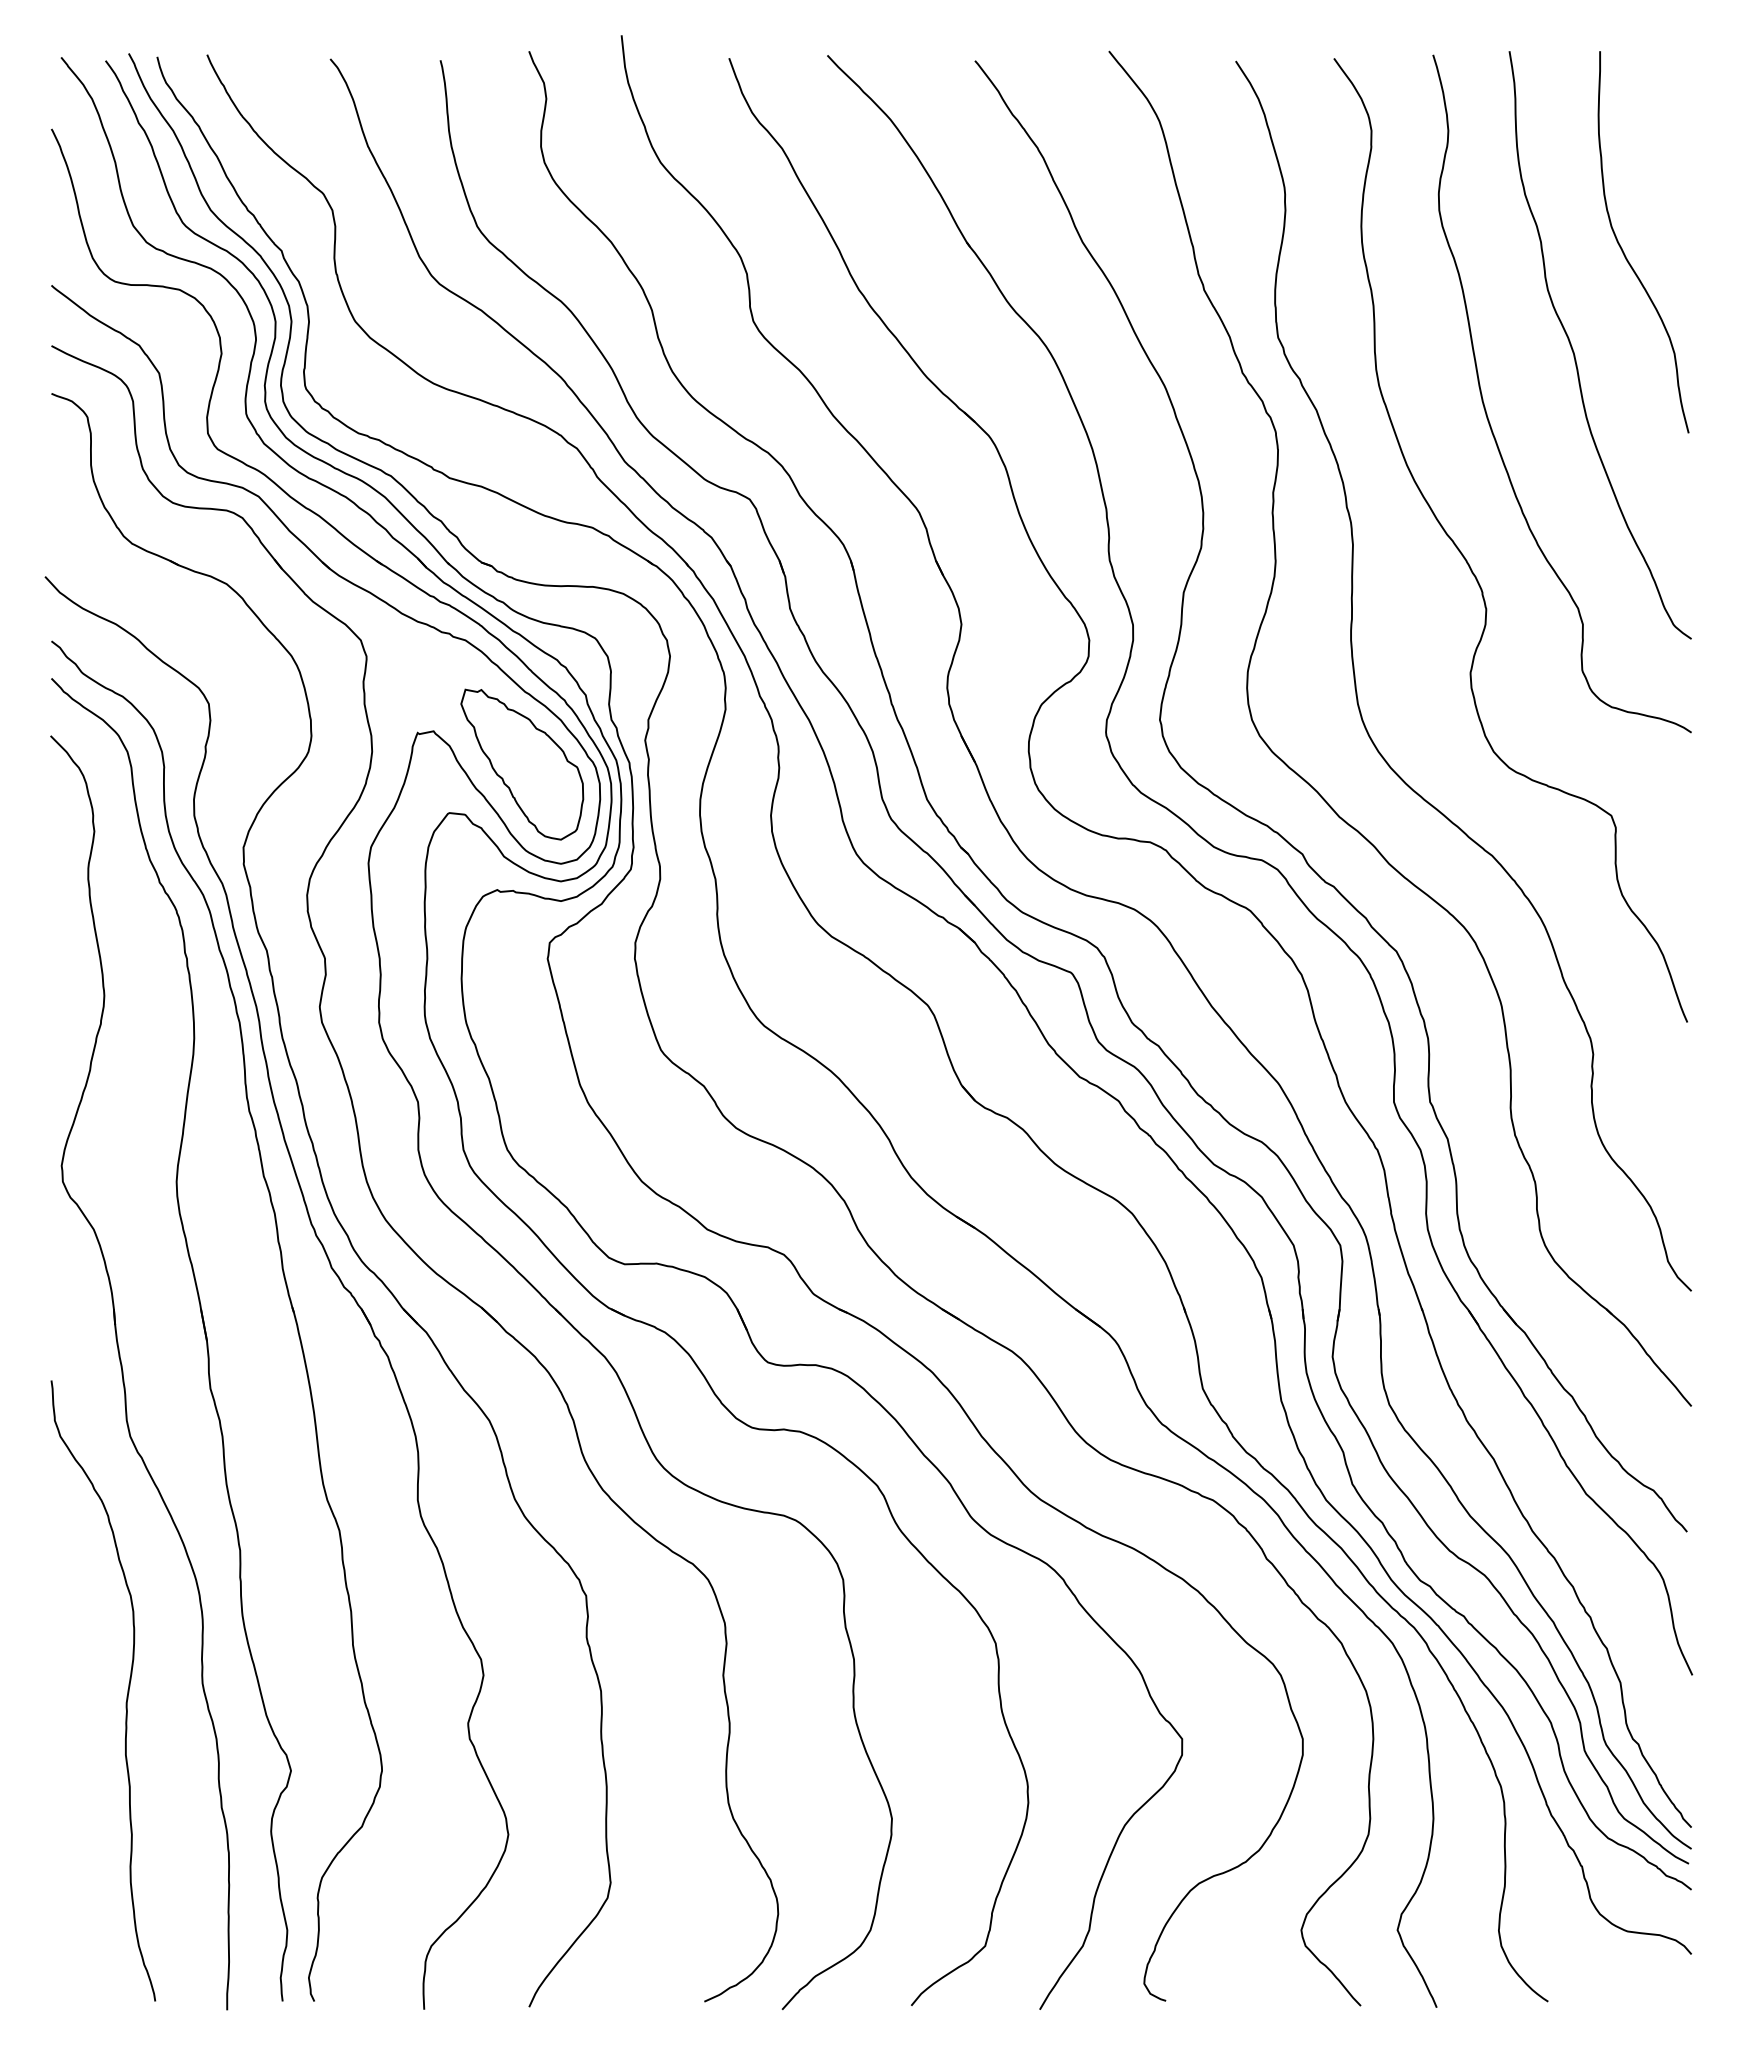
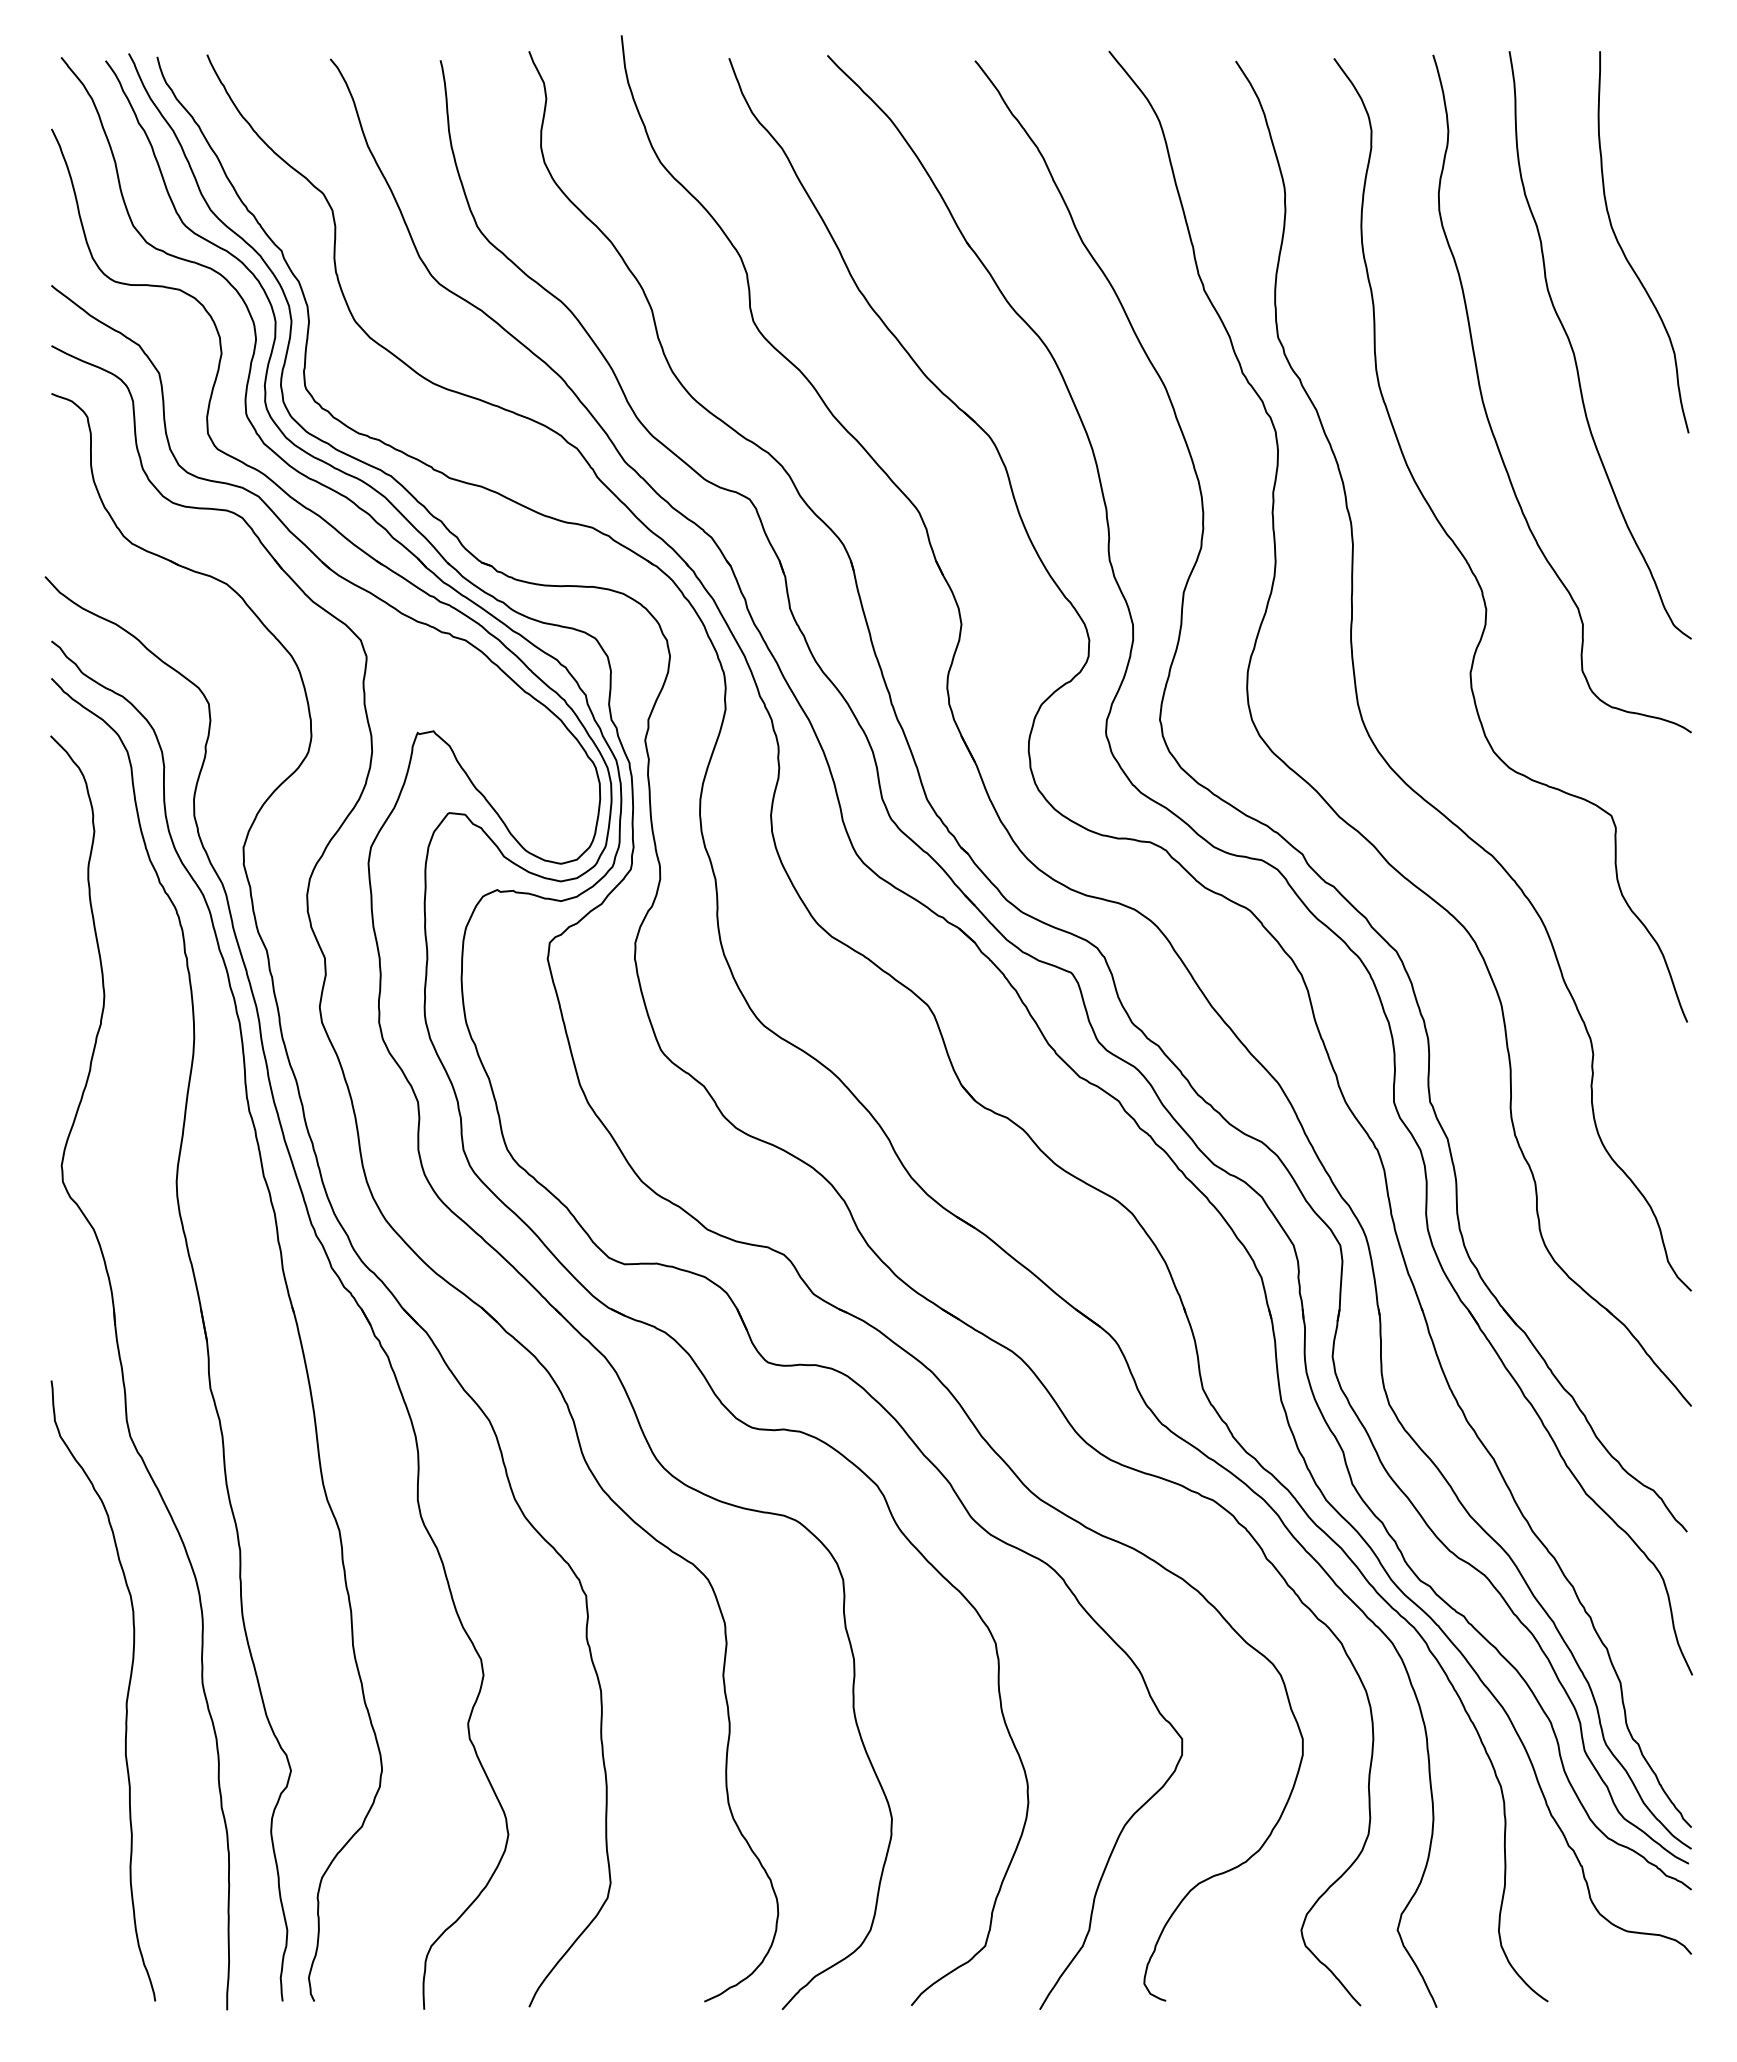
part: present -> none (522, 764)
